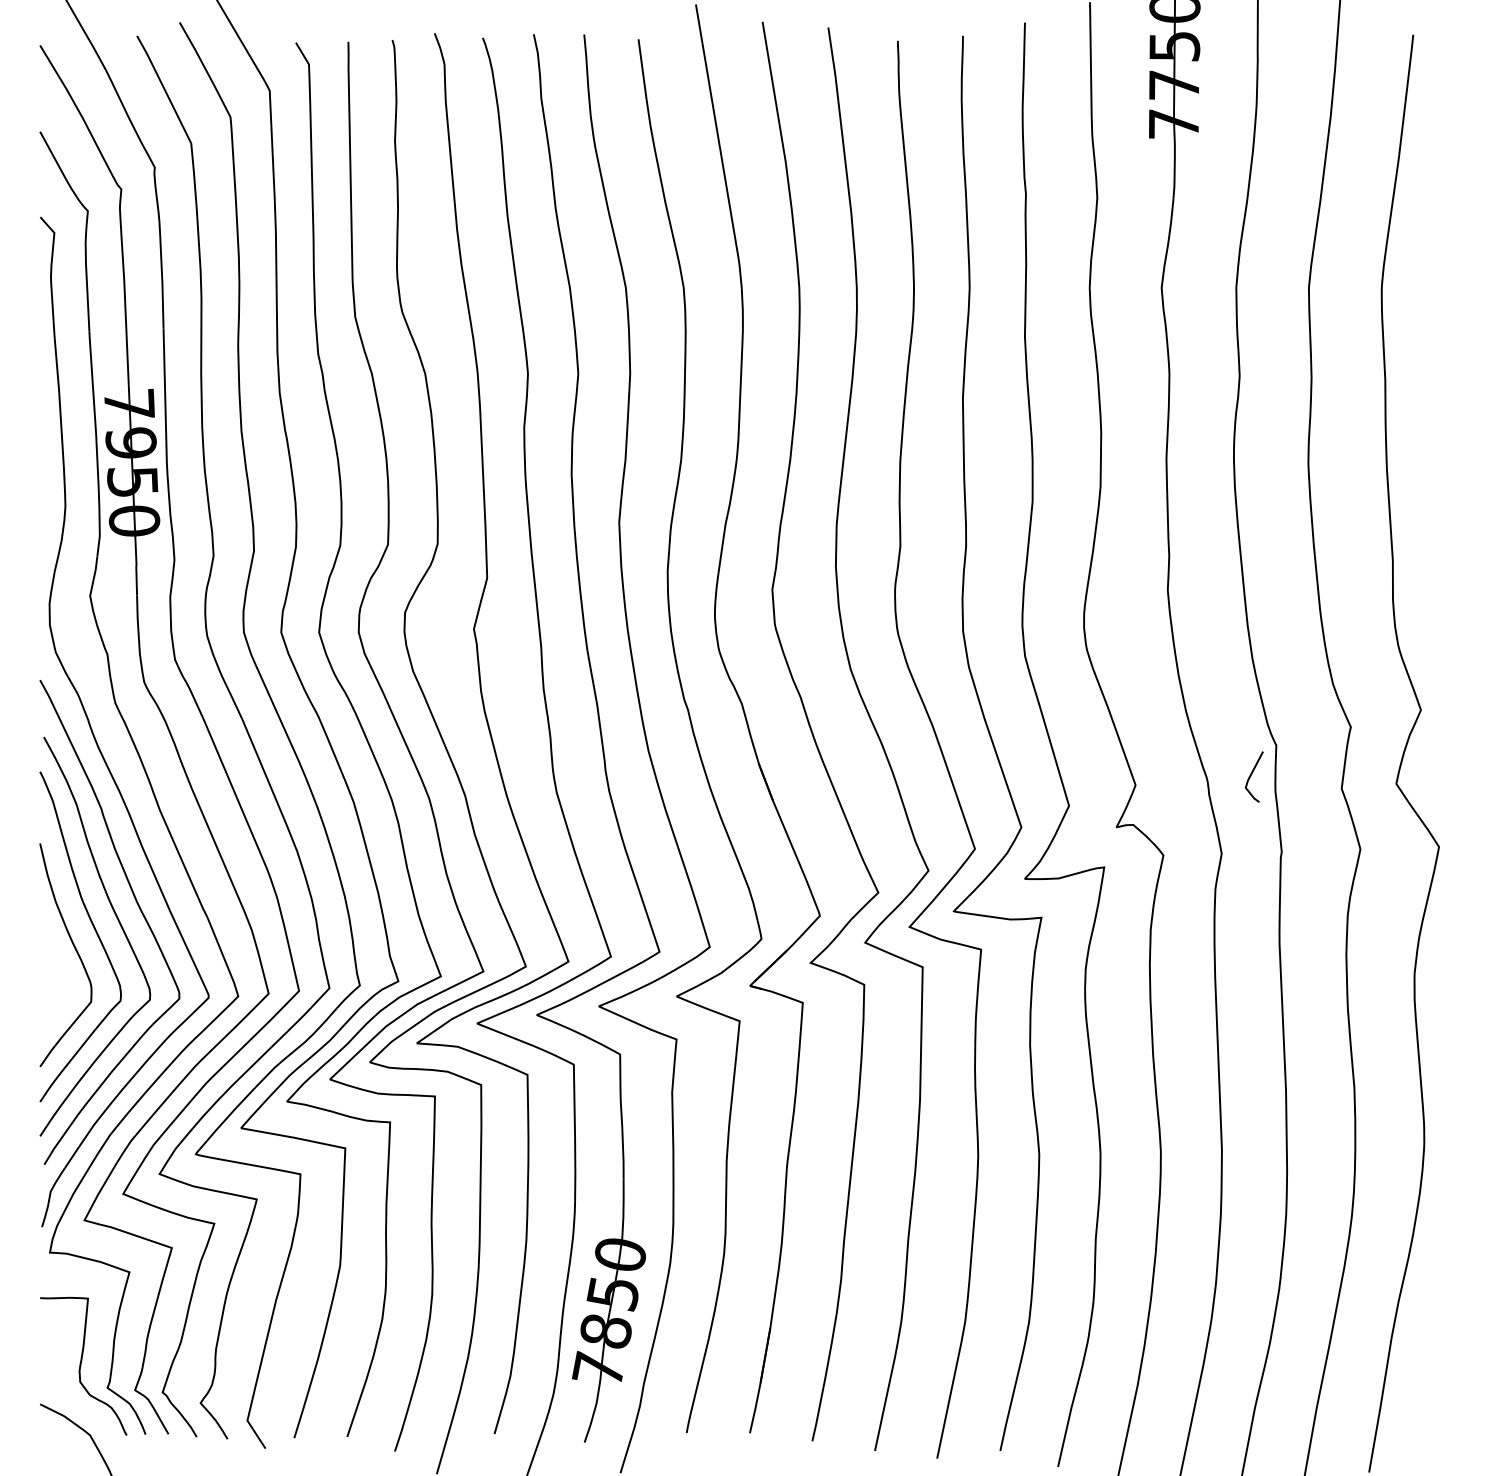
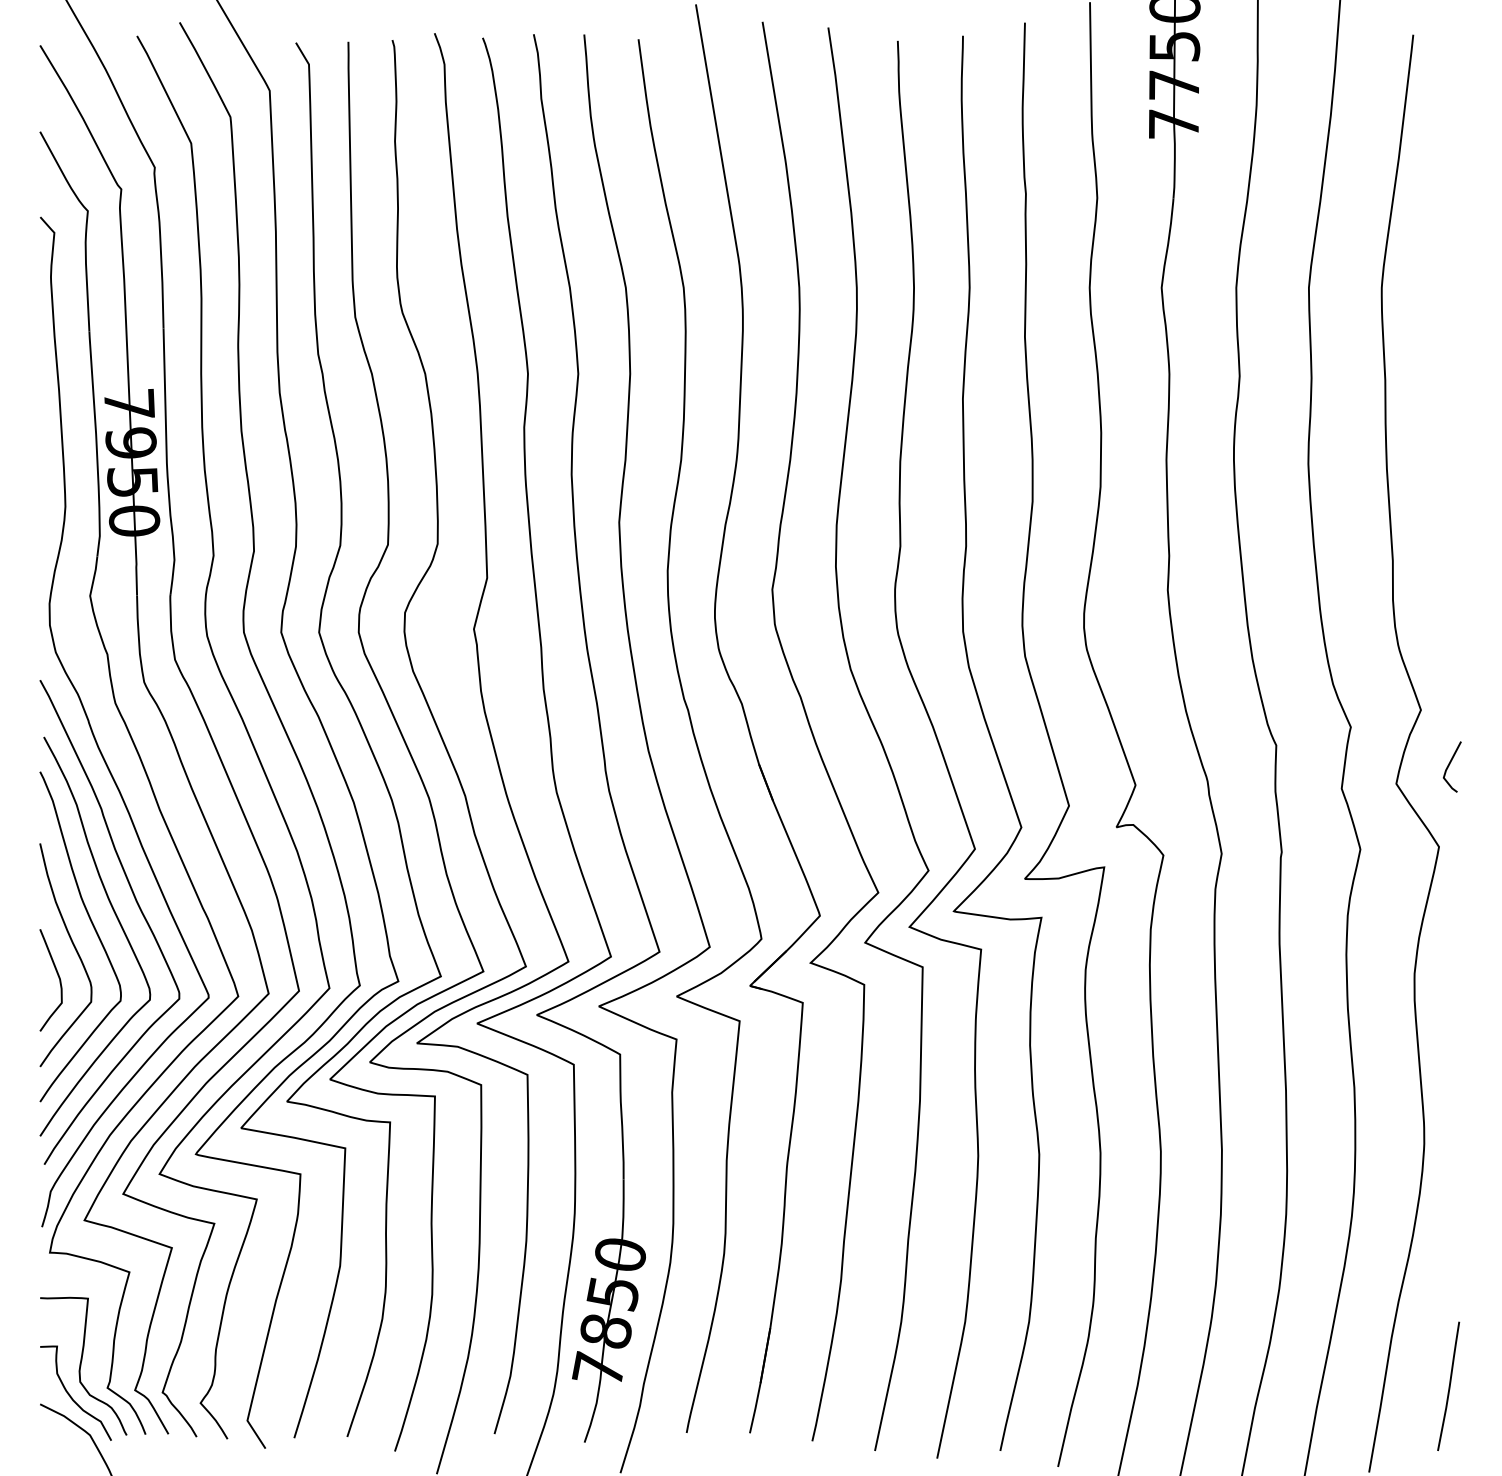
line position: (1252, 774) -> (1450, 764) (1450, 764)
curve: none -> present (58, 978)
curve: none -> present (1449, 1385)
curve: none -> present (70, 1394)
